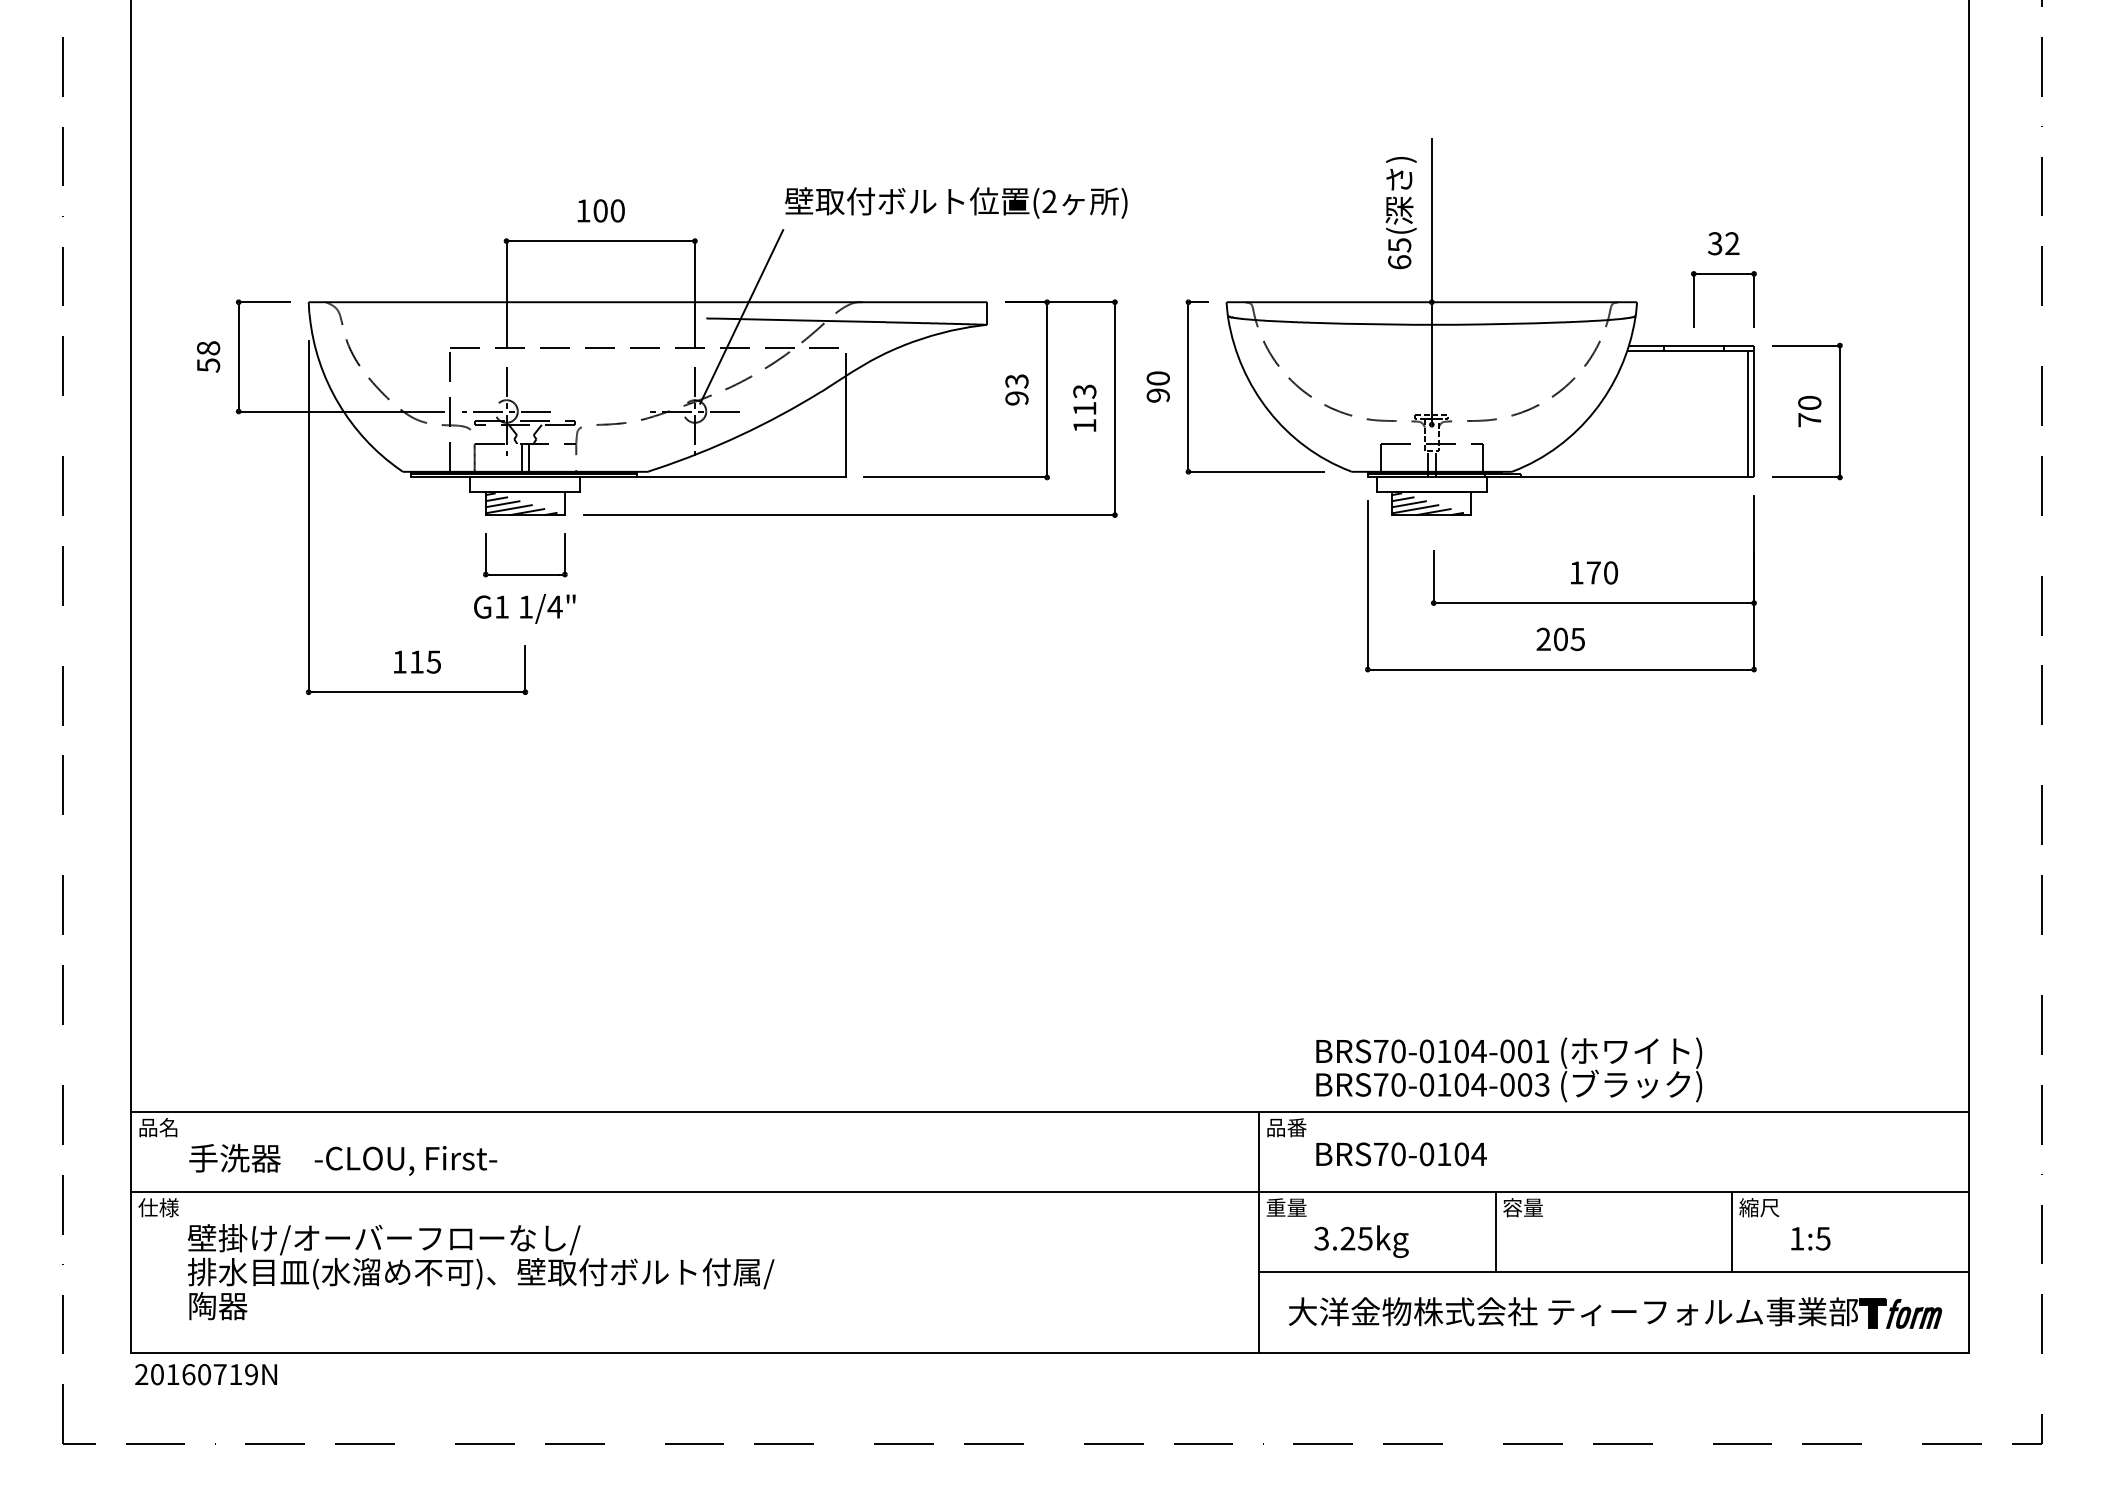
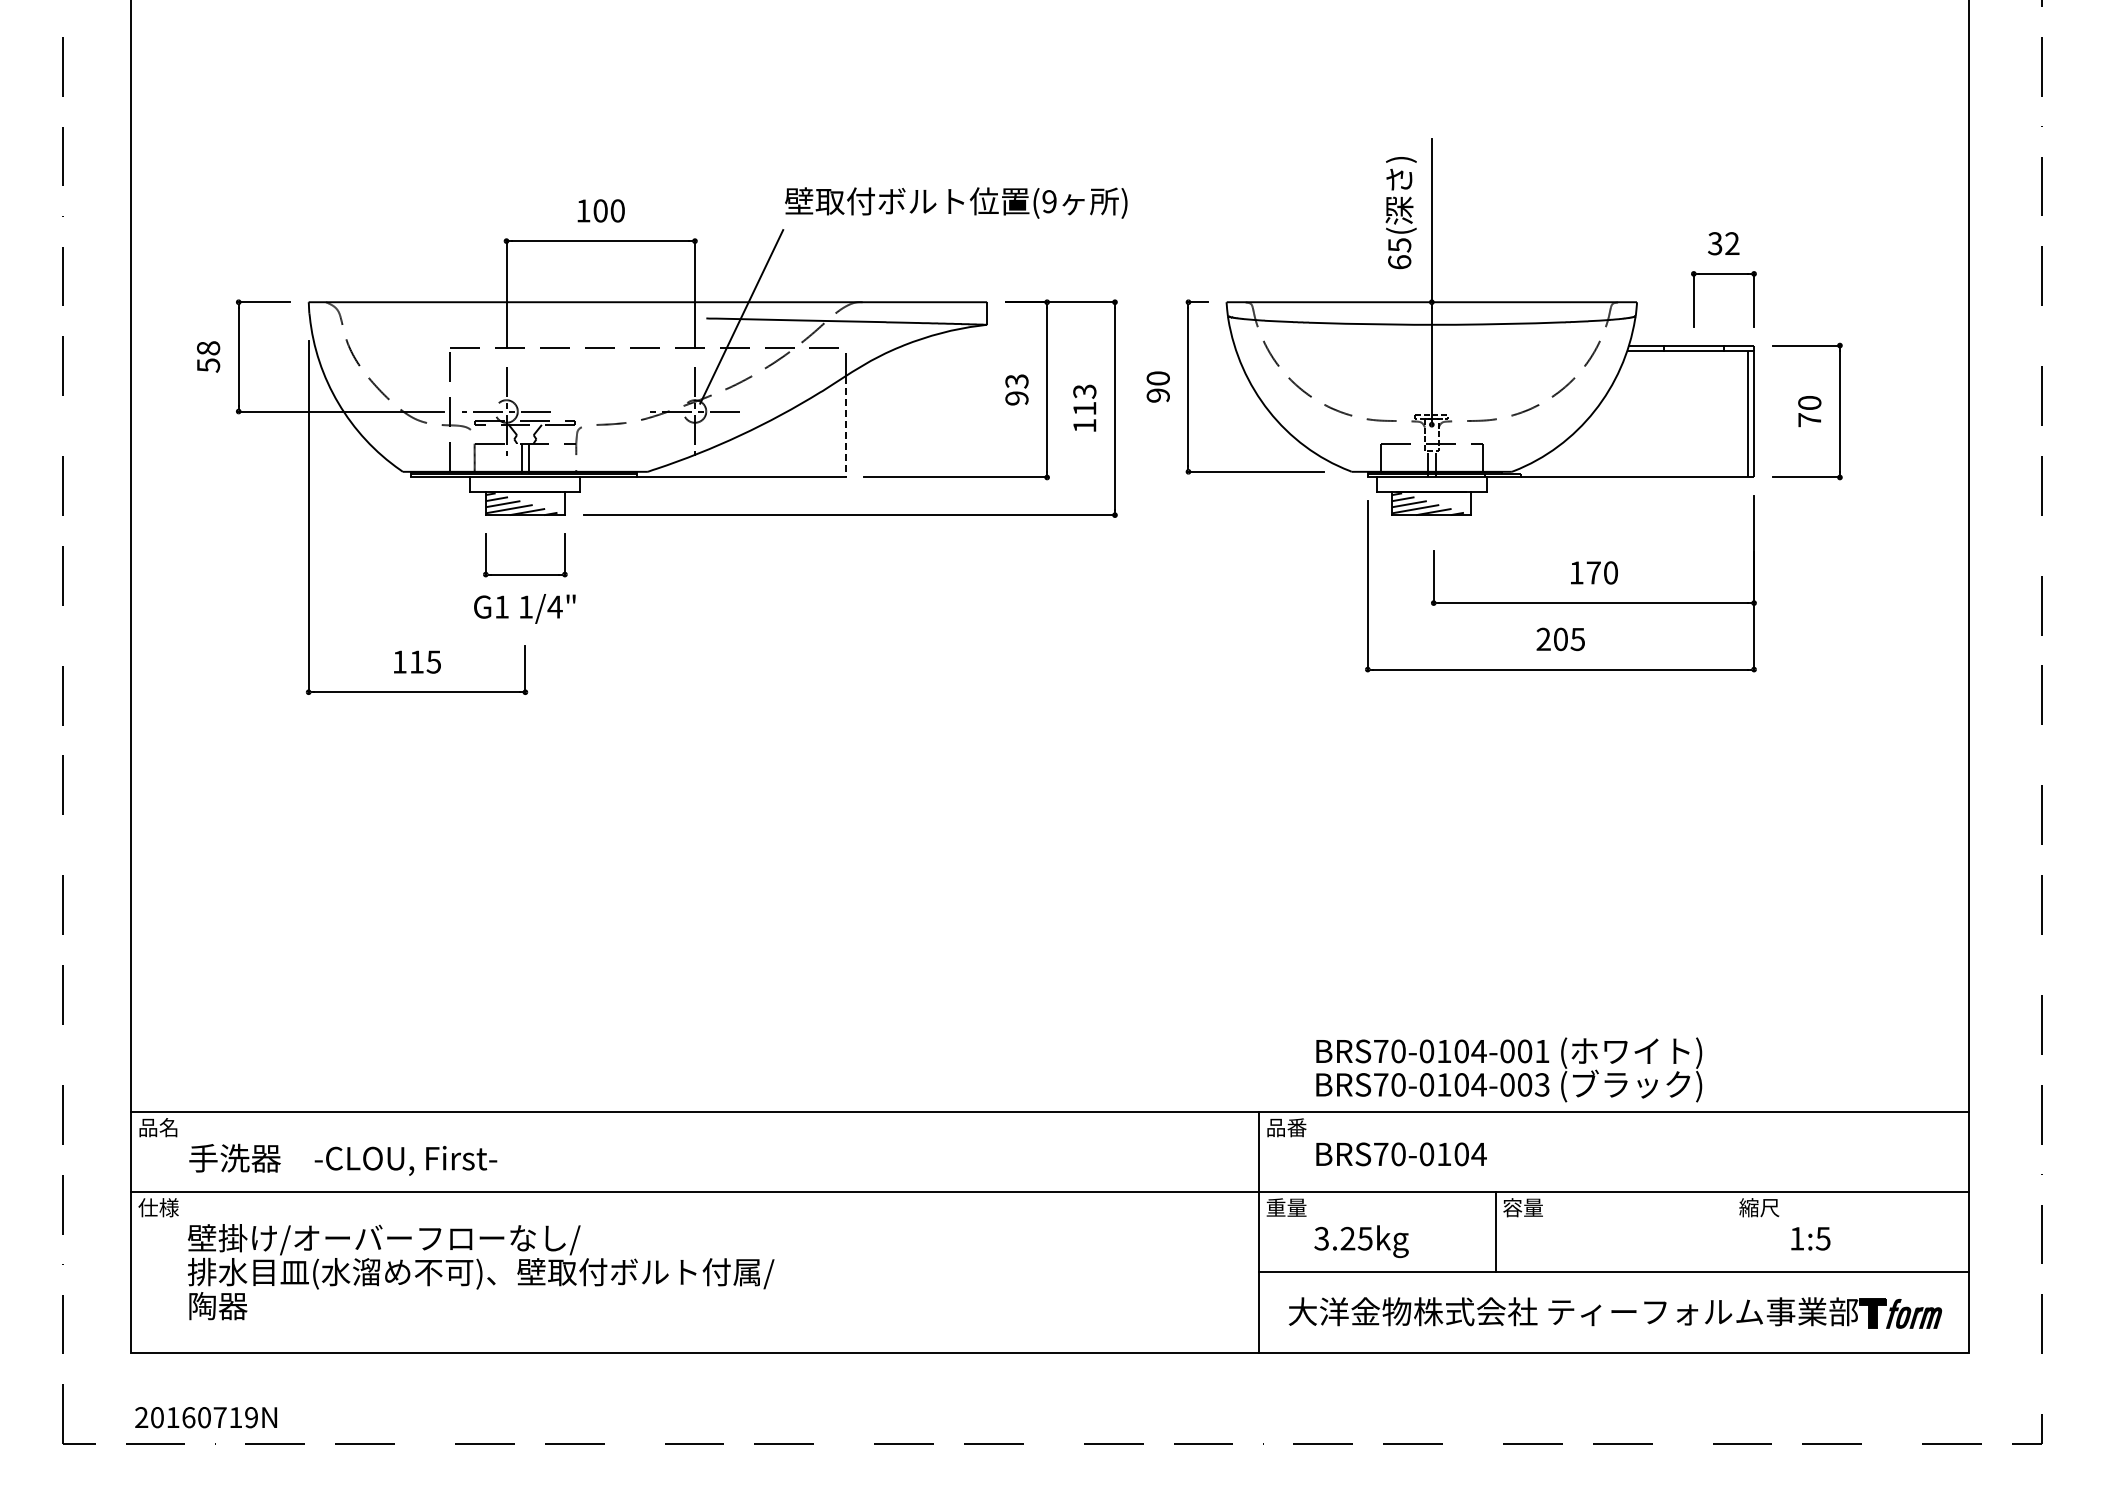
text: (2 -> (9 (1049, 201)
line: solid -> dashed (845, 427)
line: present -> none (1732, 1232)
text position: (205, 1374) -> (205, 1417) (205, 1417)
